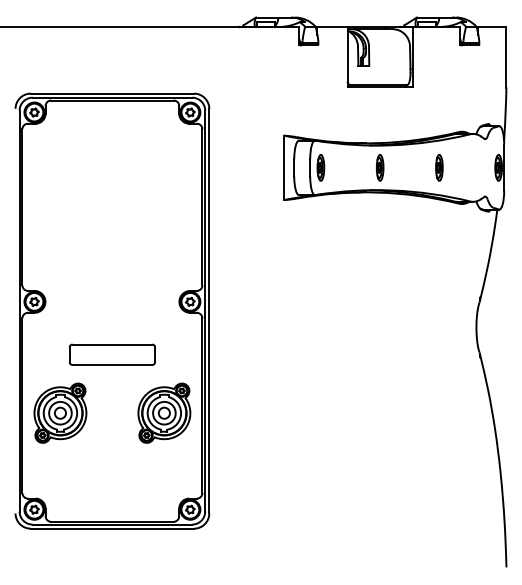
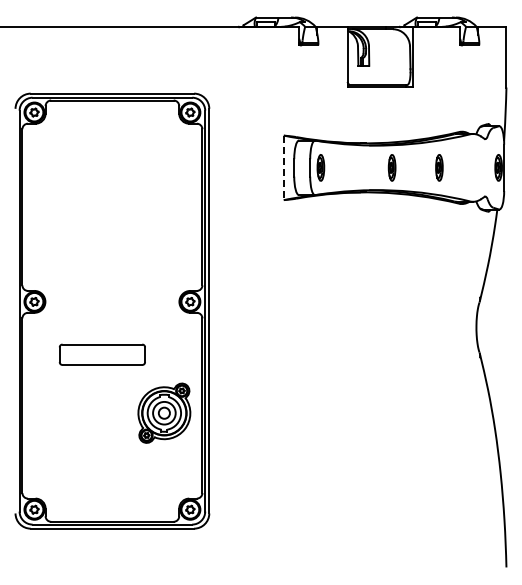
part position: (379, 167) -> (391, 167) (391, 167)
line: solid -> dashed (283, 168)
part position: (111, 354) -> (101, 354) (101, 354)
part: present -> none (60, 412)
